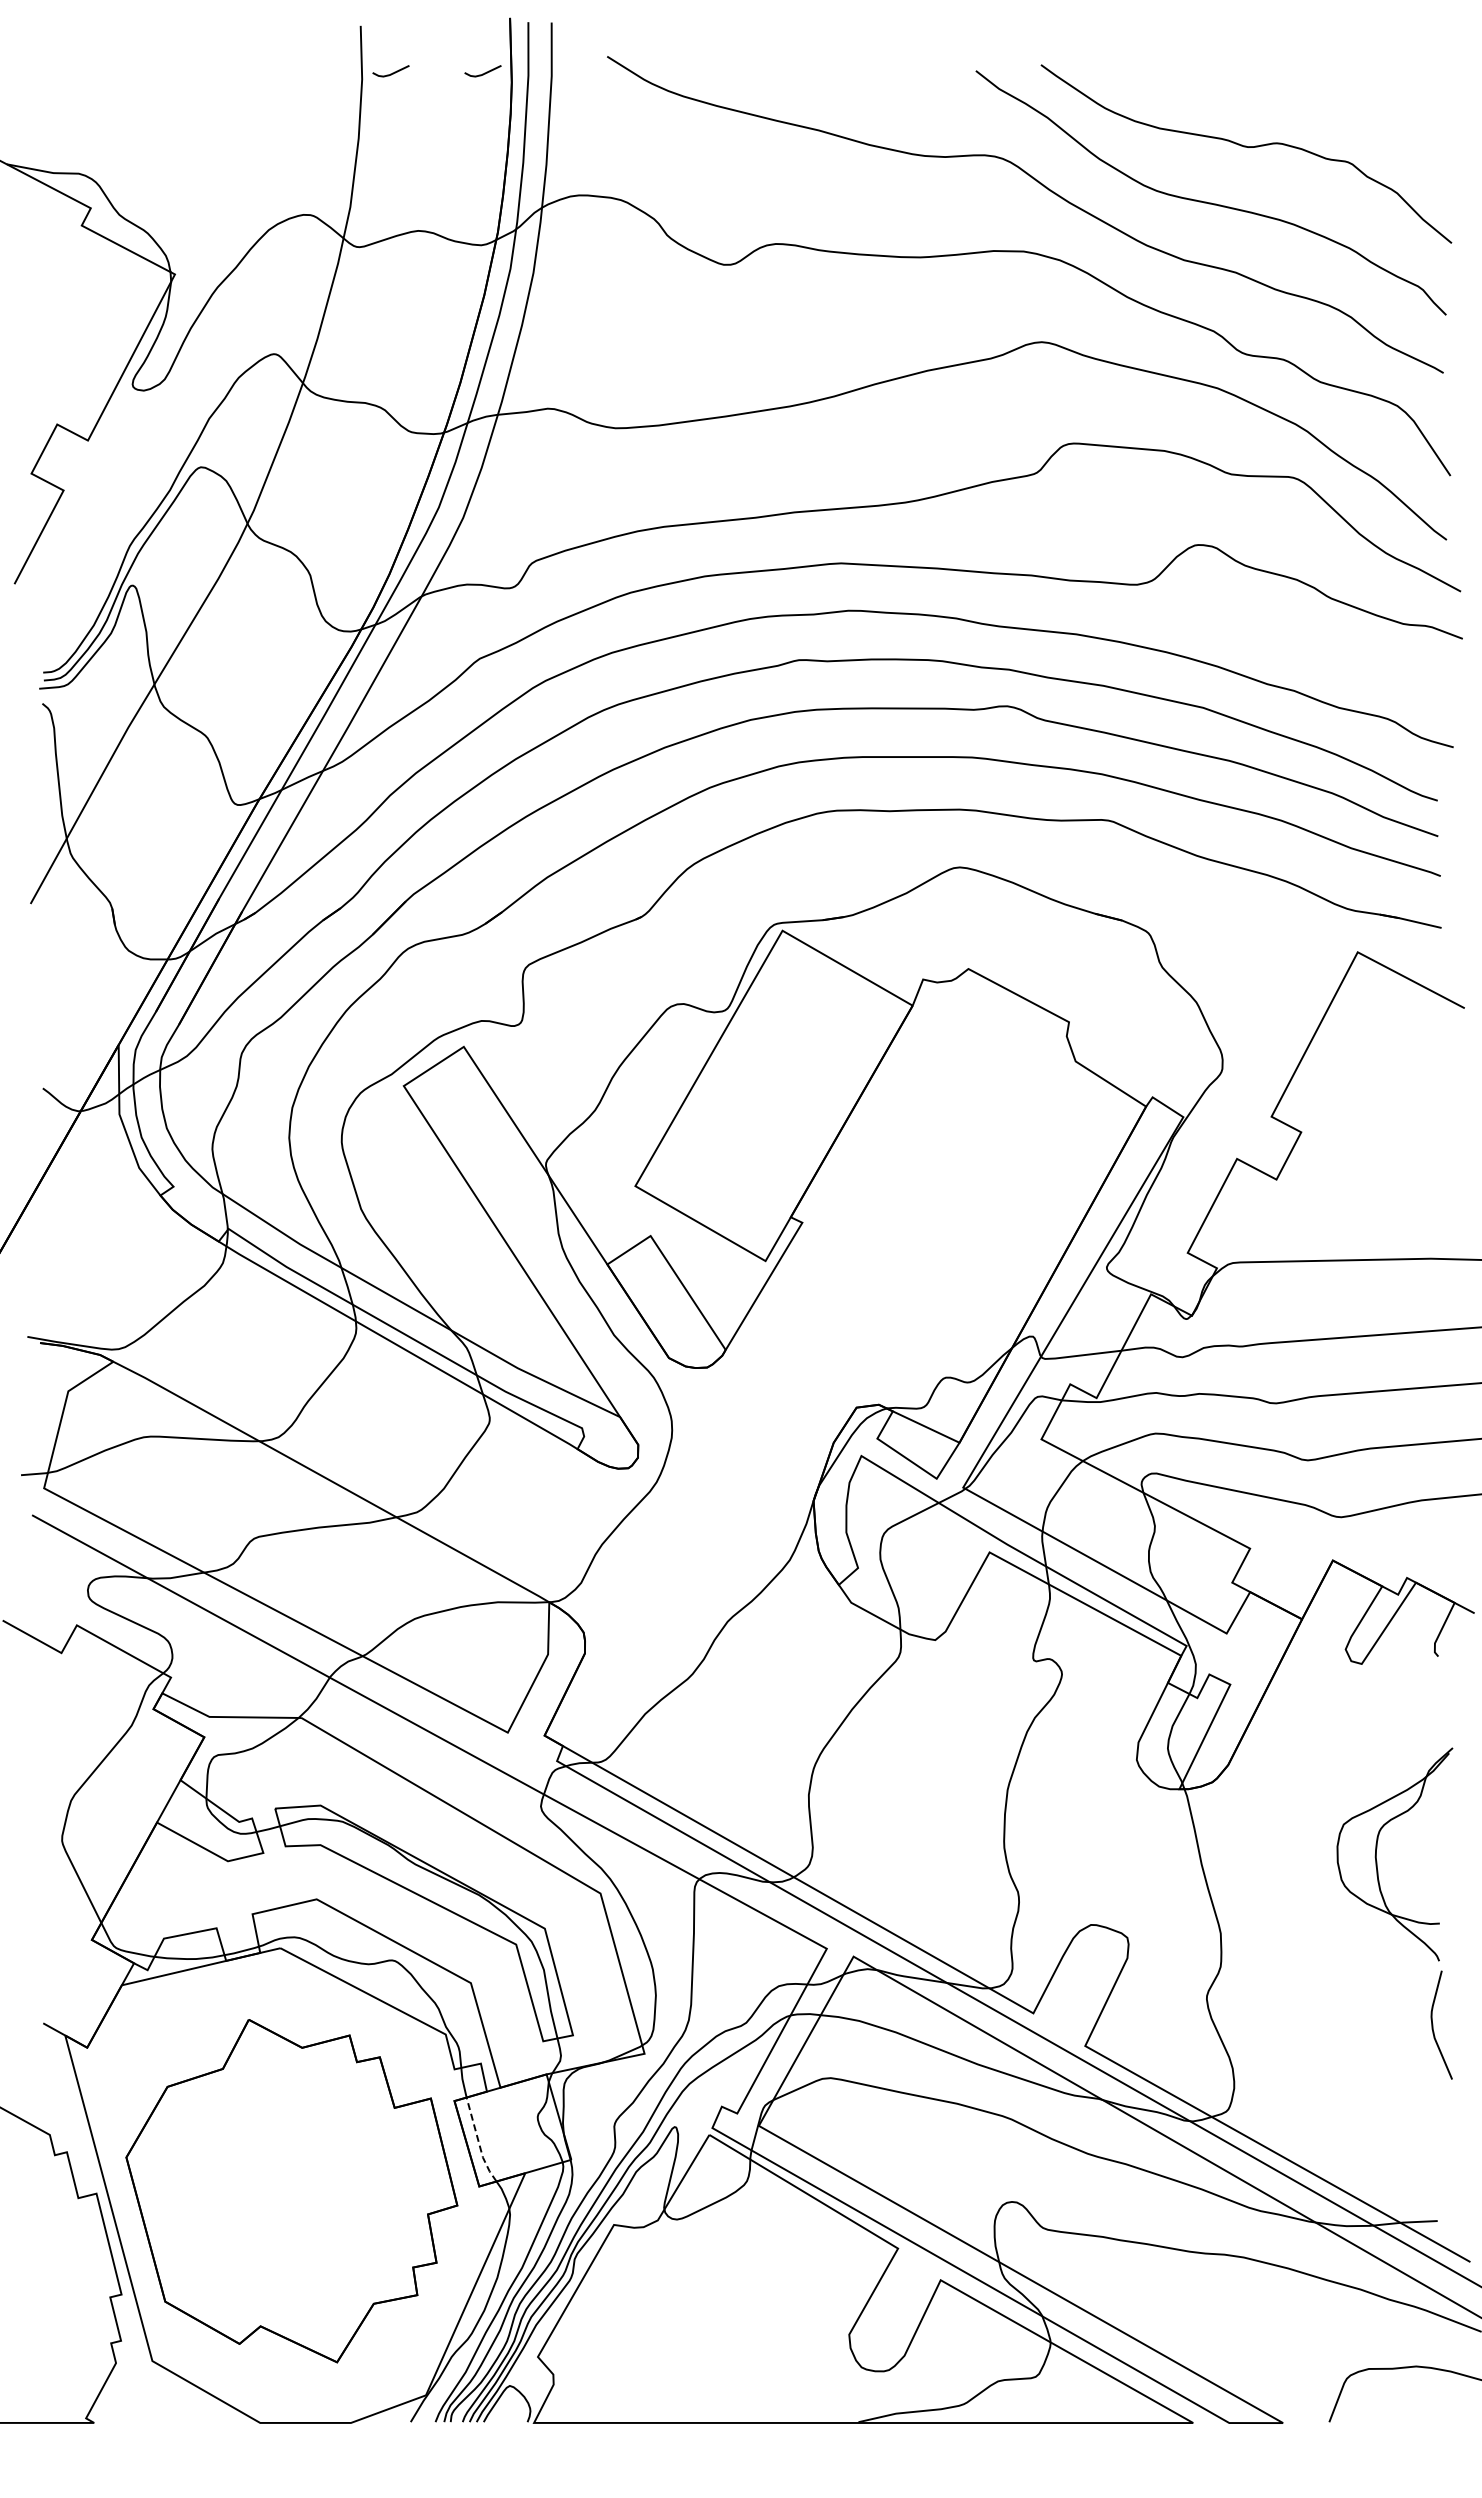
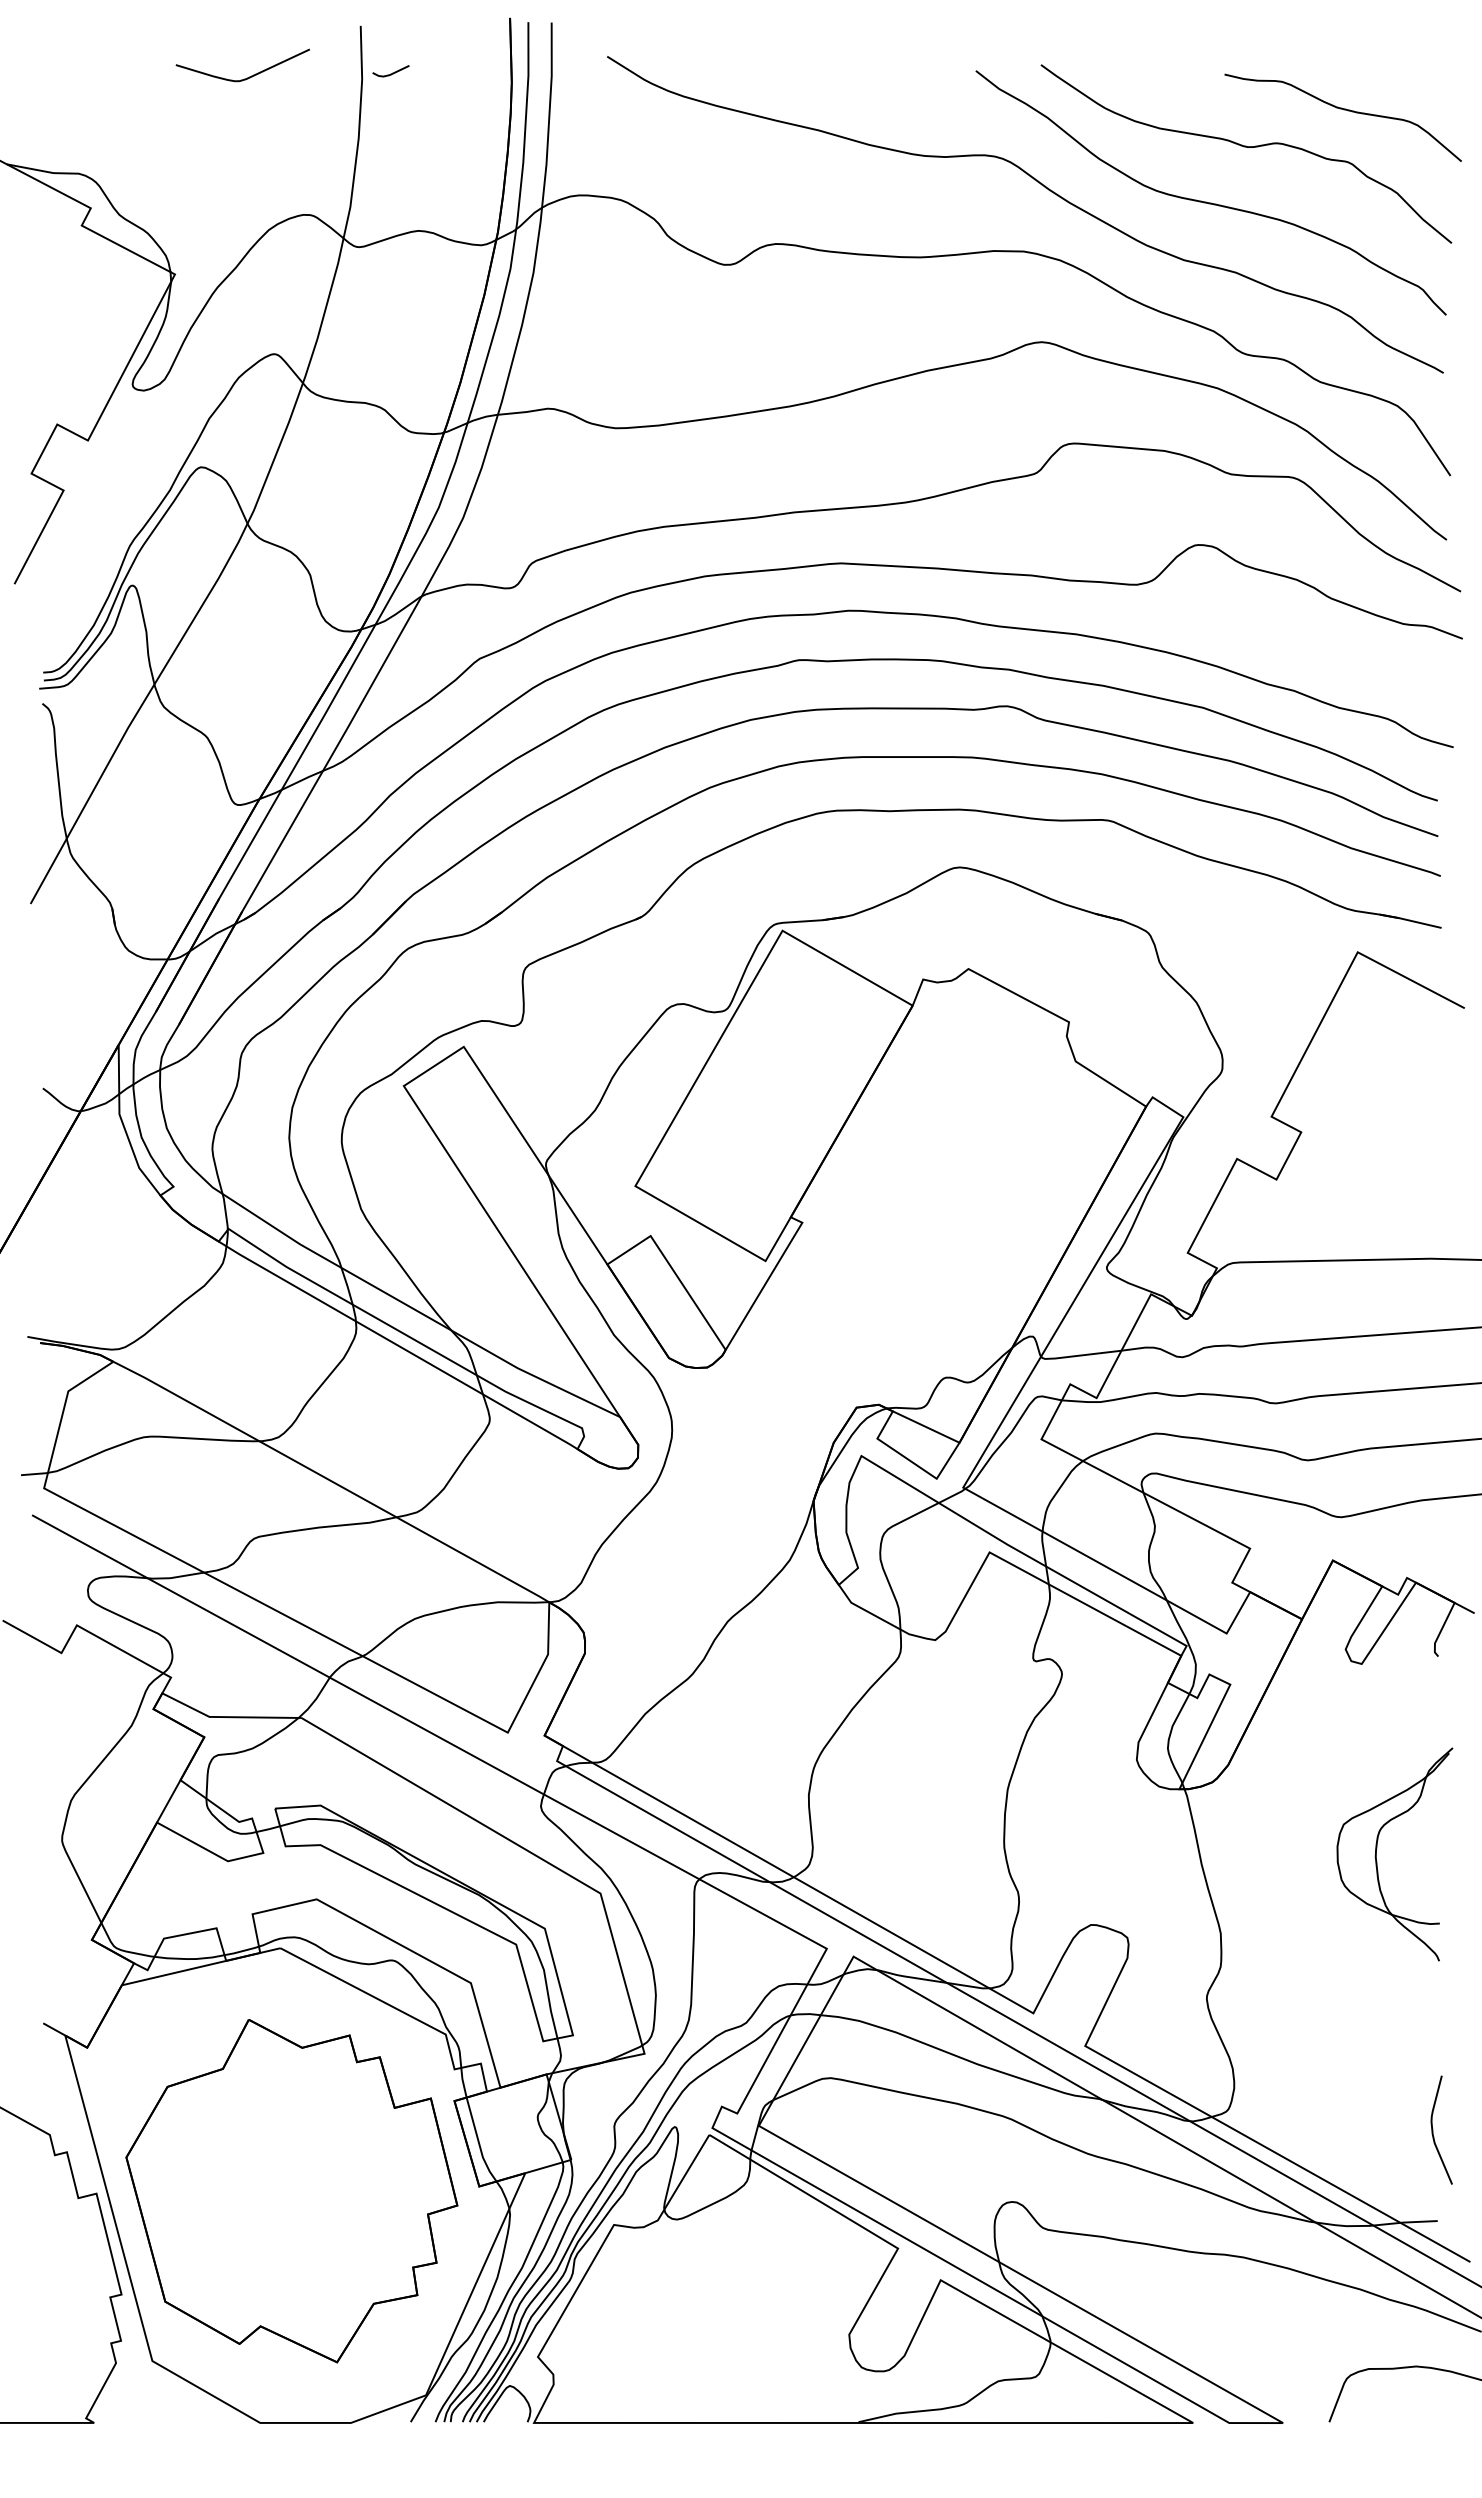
line: present -> none (482, 73)
curve: none -> present (247, 77)
curve: none -> present (1344, 110)
curve position: (1433, 2024) -> (1433, 2129) (1433, 2129)
line: dashed -> solid (478, 2142)
